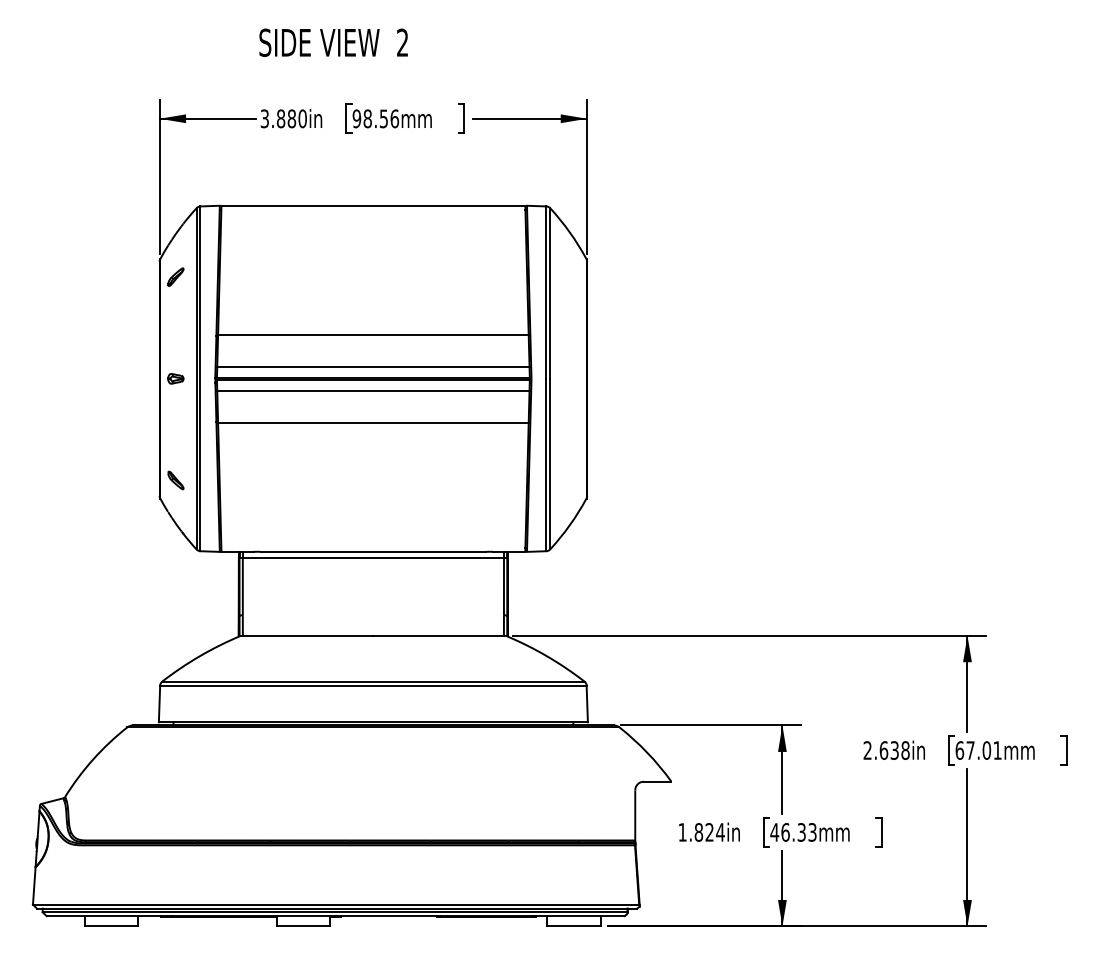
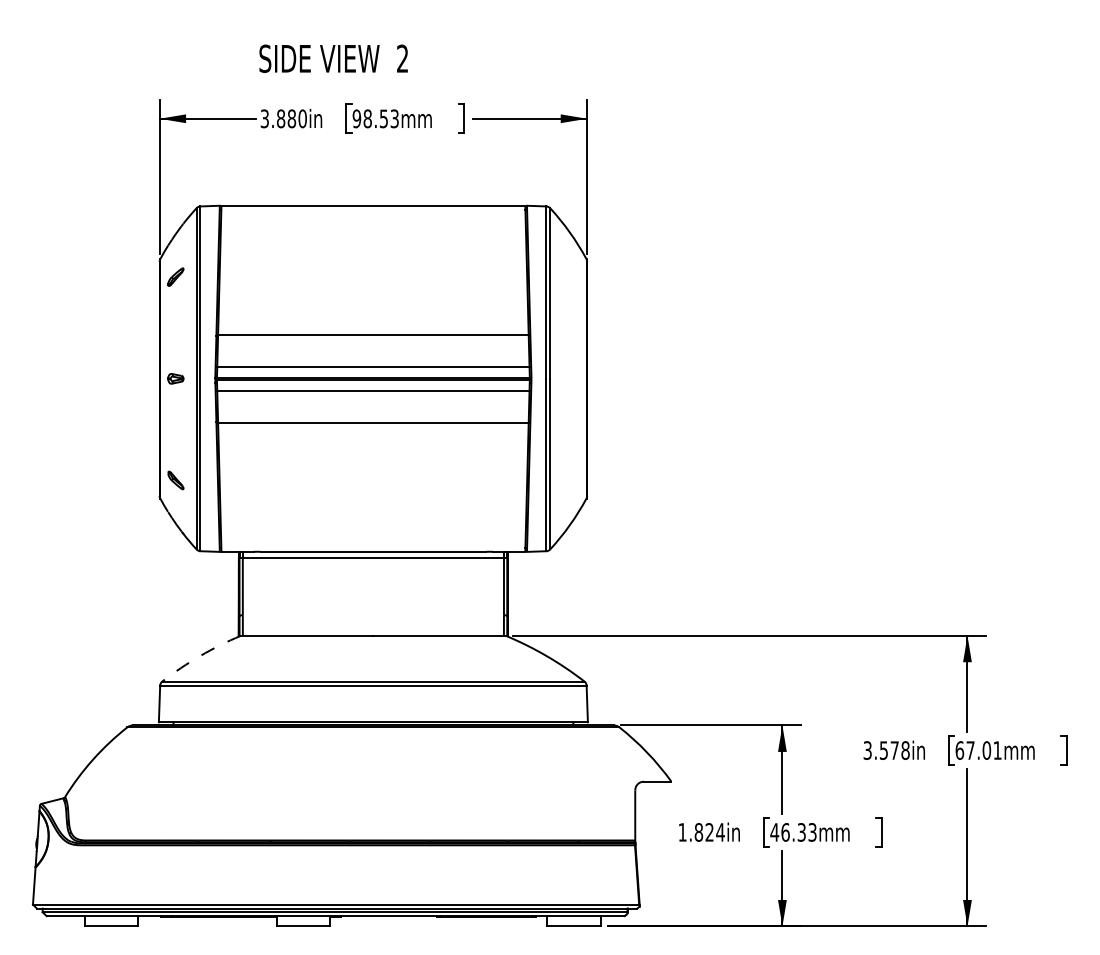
text position: (333, 42) -> (333, 58) (333, 58)
text: 98.56mm -> 98.53mm (394, 118)
arc: solid -> dashed (200, 656)
text: 2.638in -> 3.578in (880, 750)
